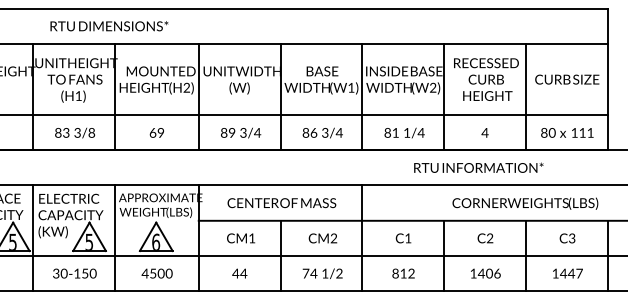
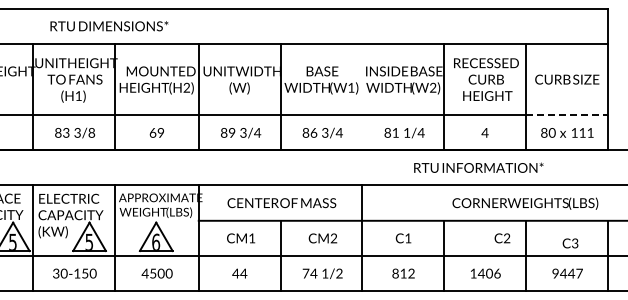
line: present -> none (362, 96)
line: solid -> dashed (567, 115)
text position: (485, 238) -> (502, 238) (502, 238)
text position: (567, 238) -> (570, 243) (570, 243)
text: 1447 -> 9447 (555, 273)
